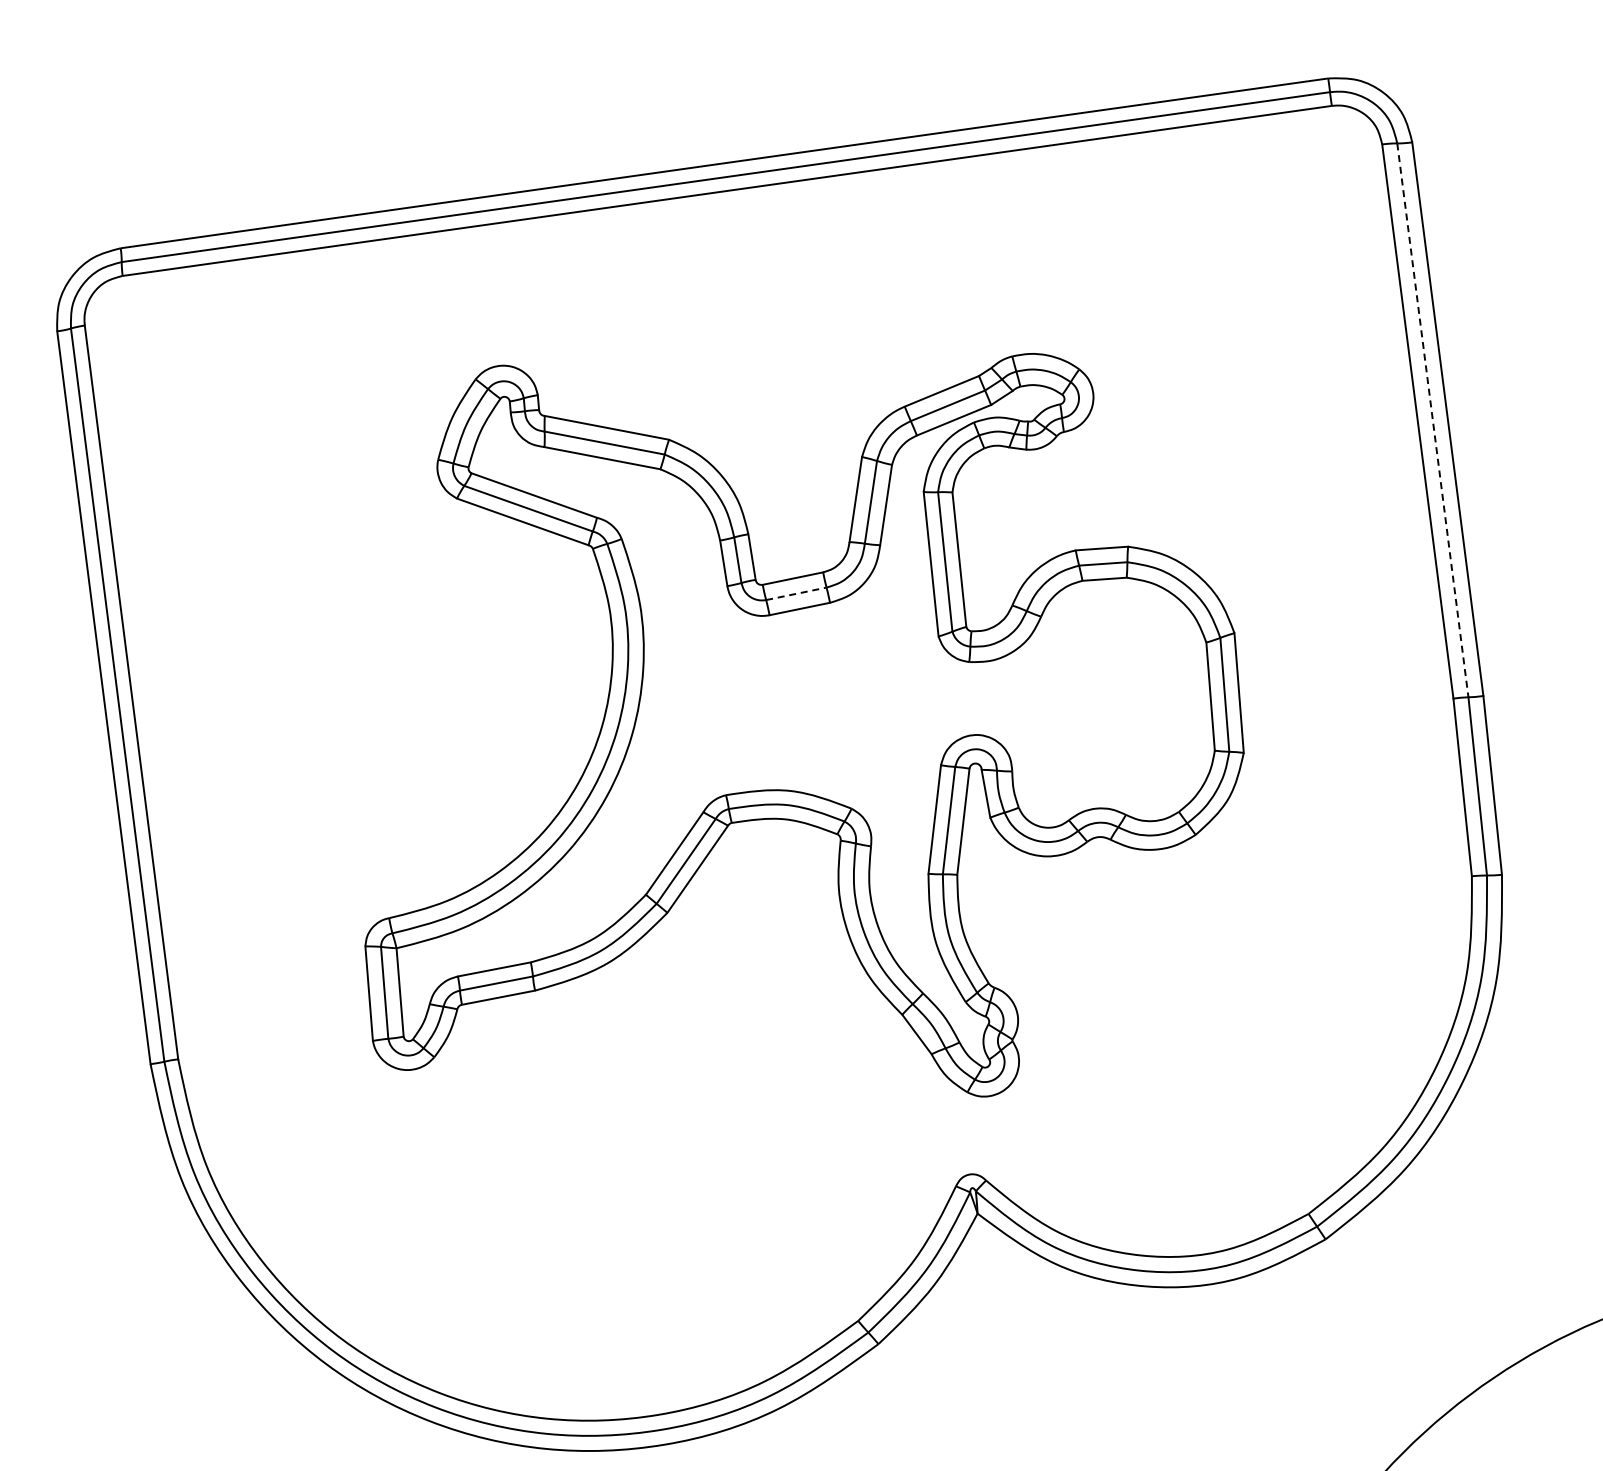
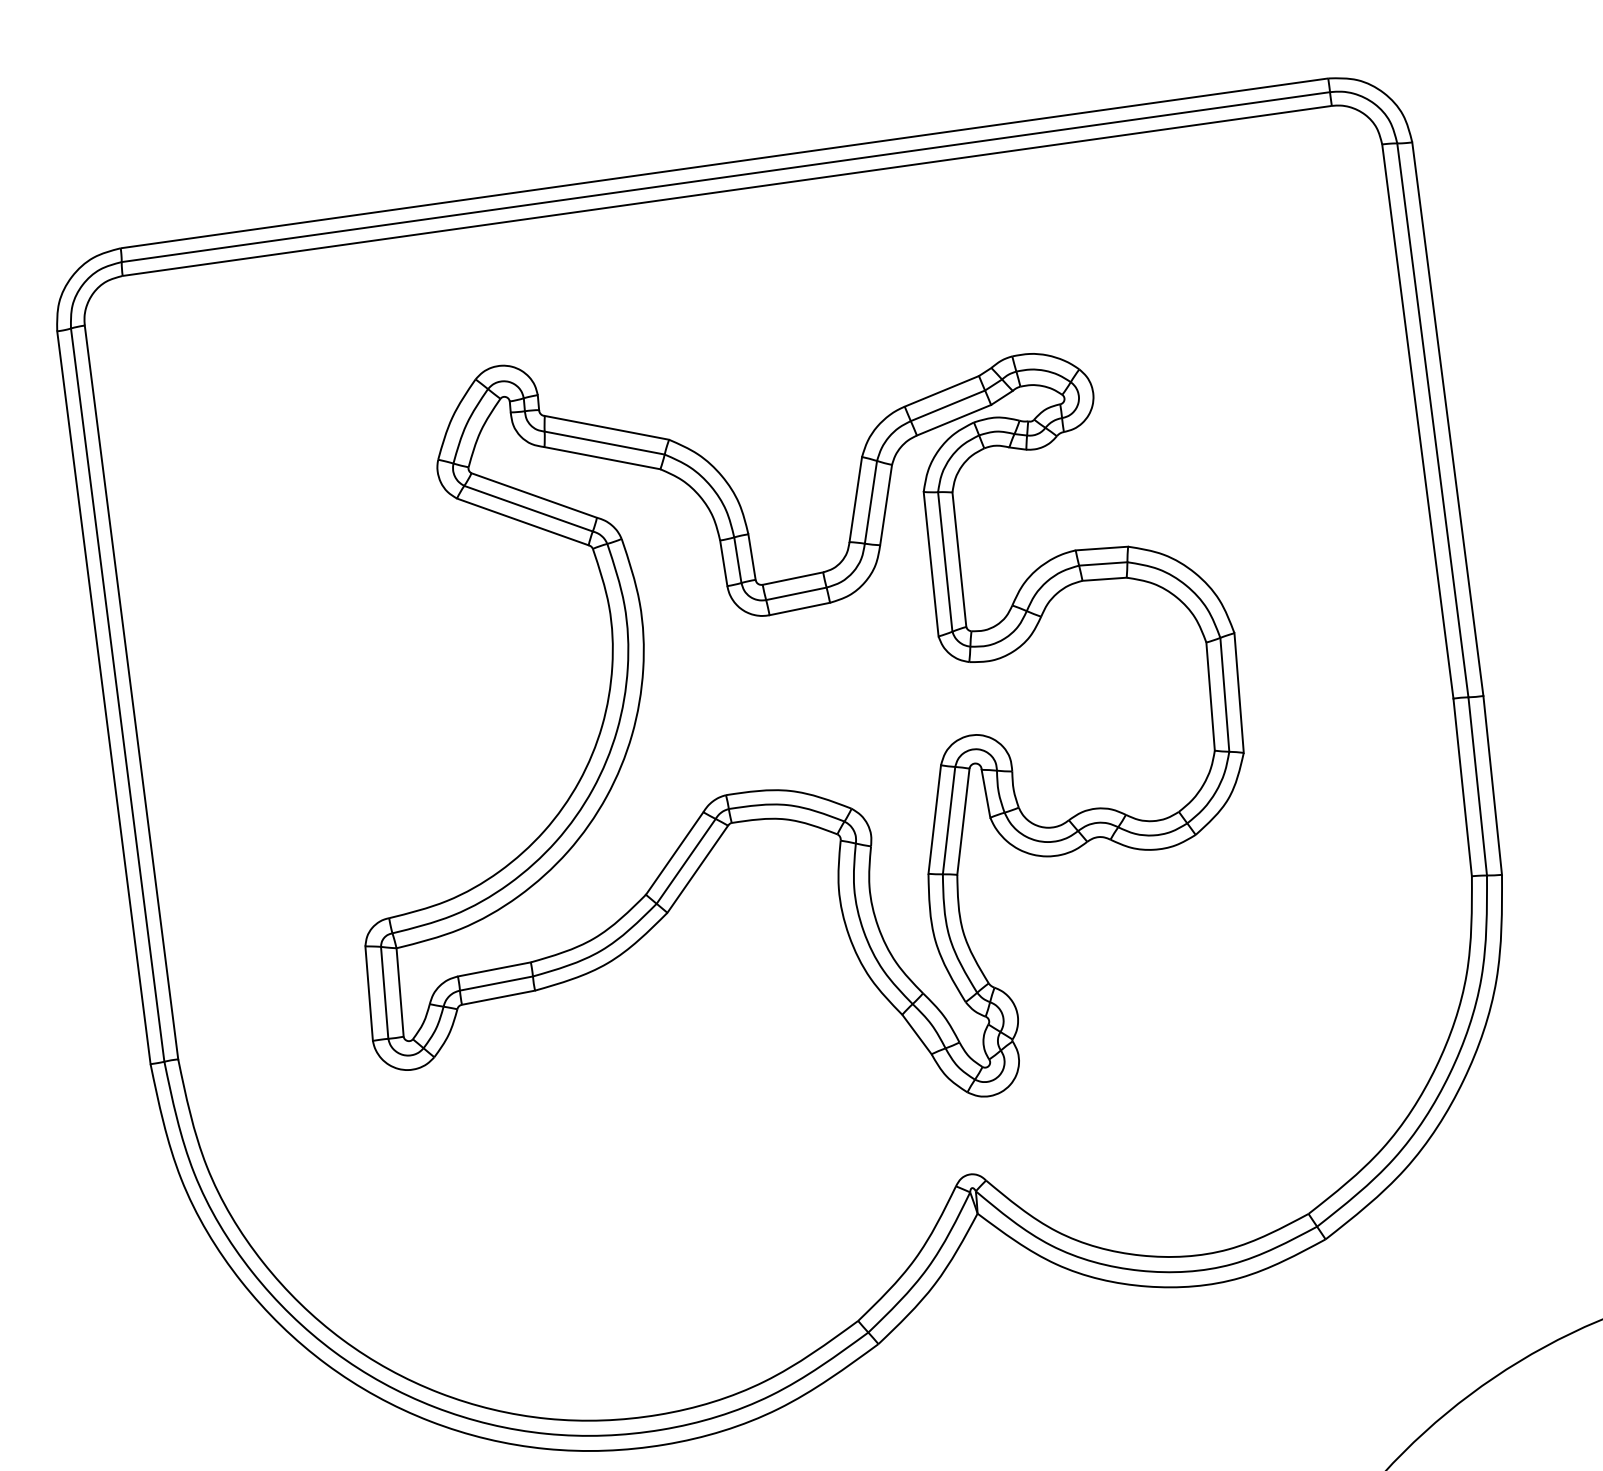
line: dashed -> solid (1432, 420)
line: dashed -> solid (796, 593)
